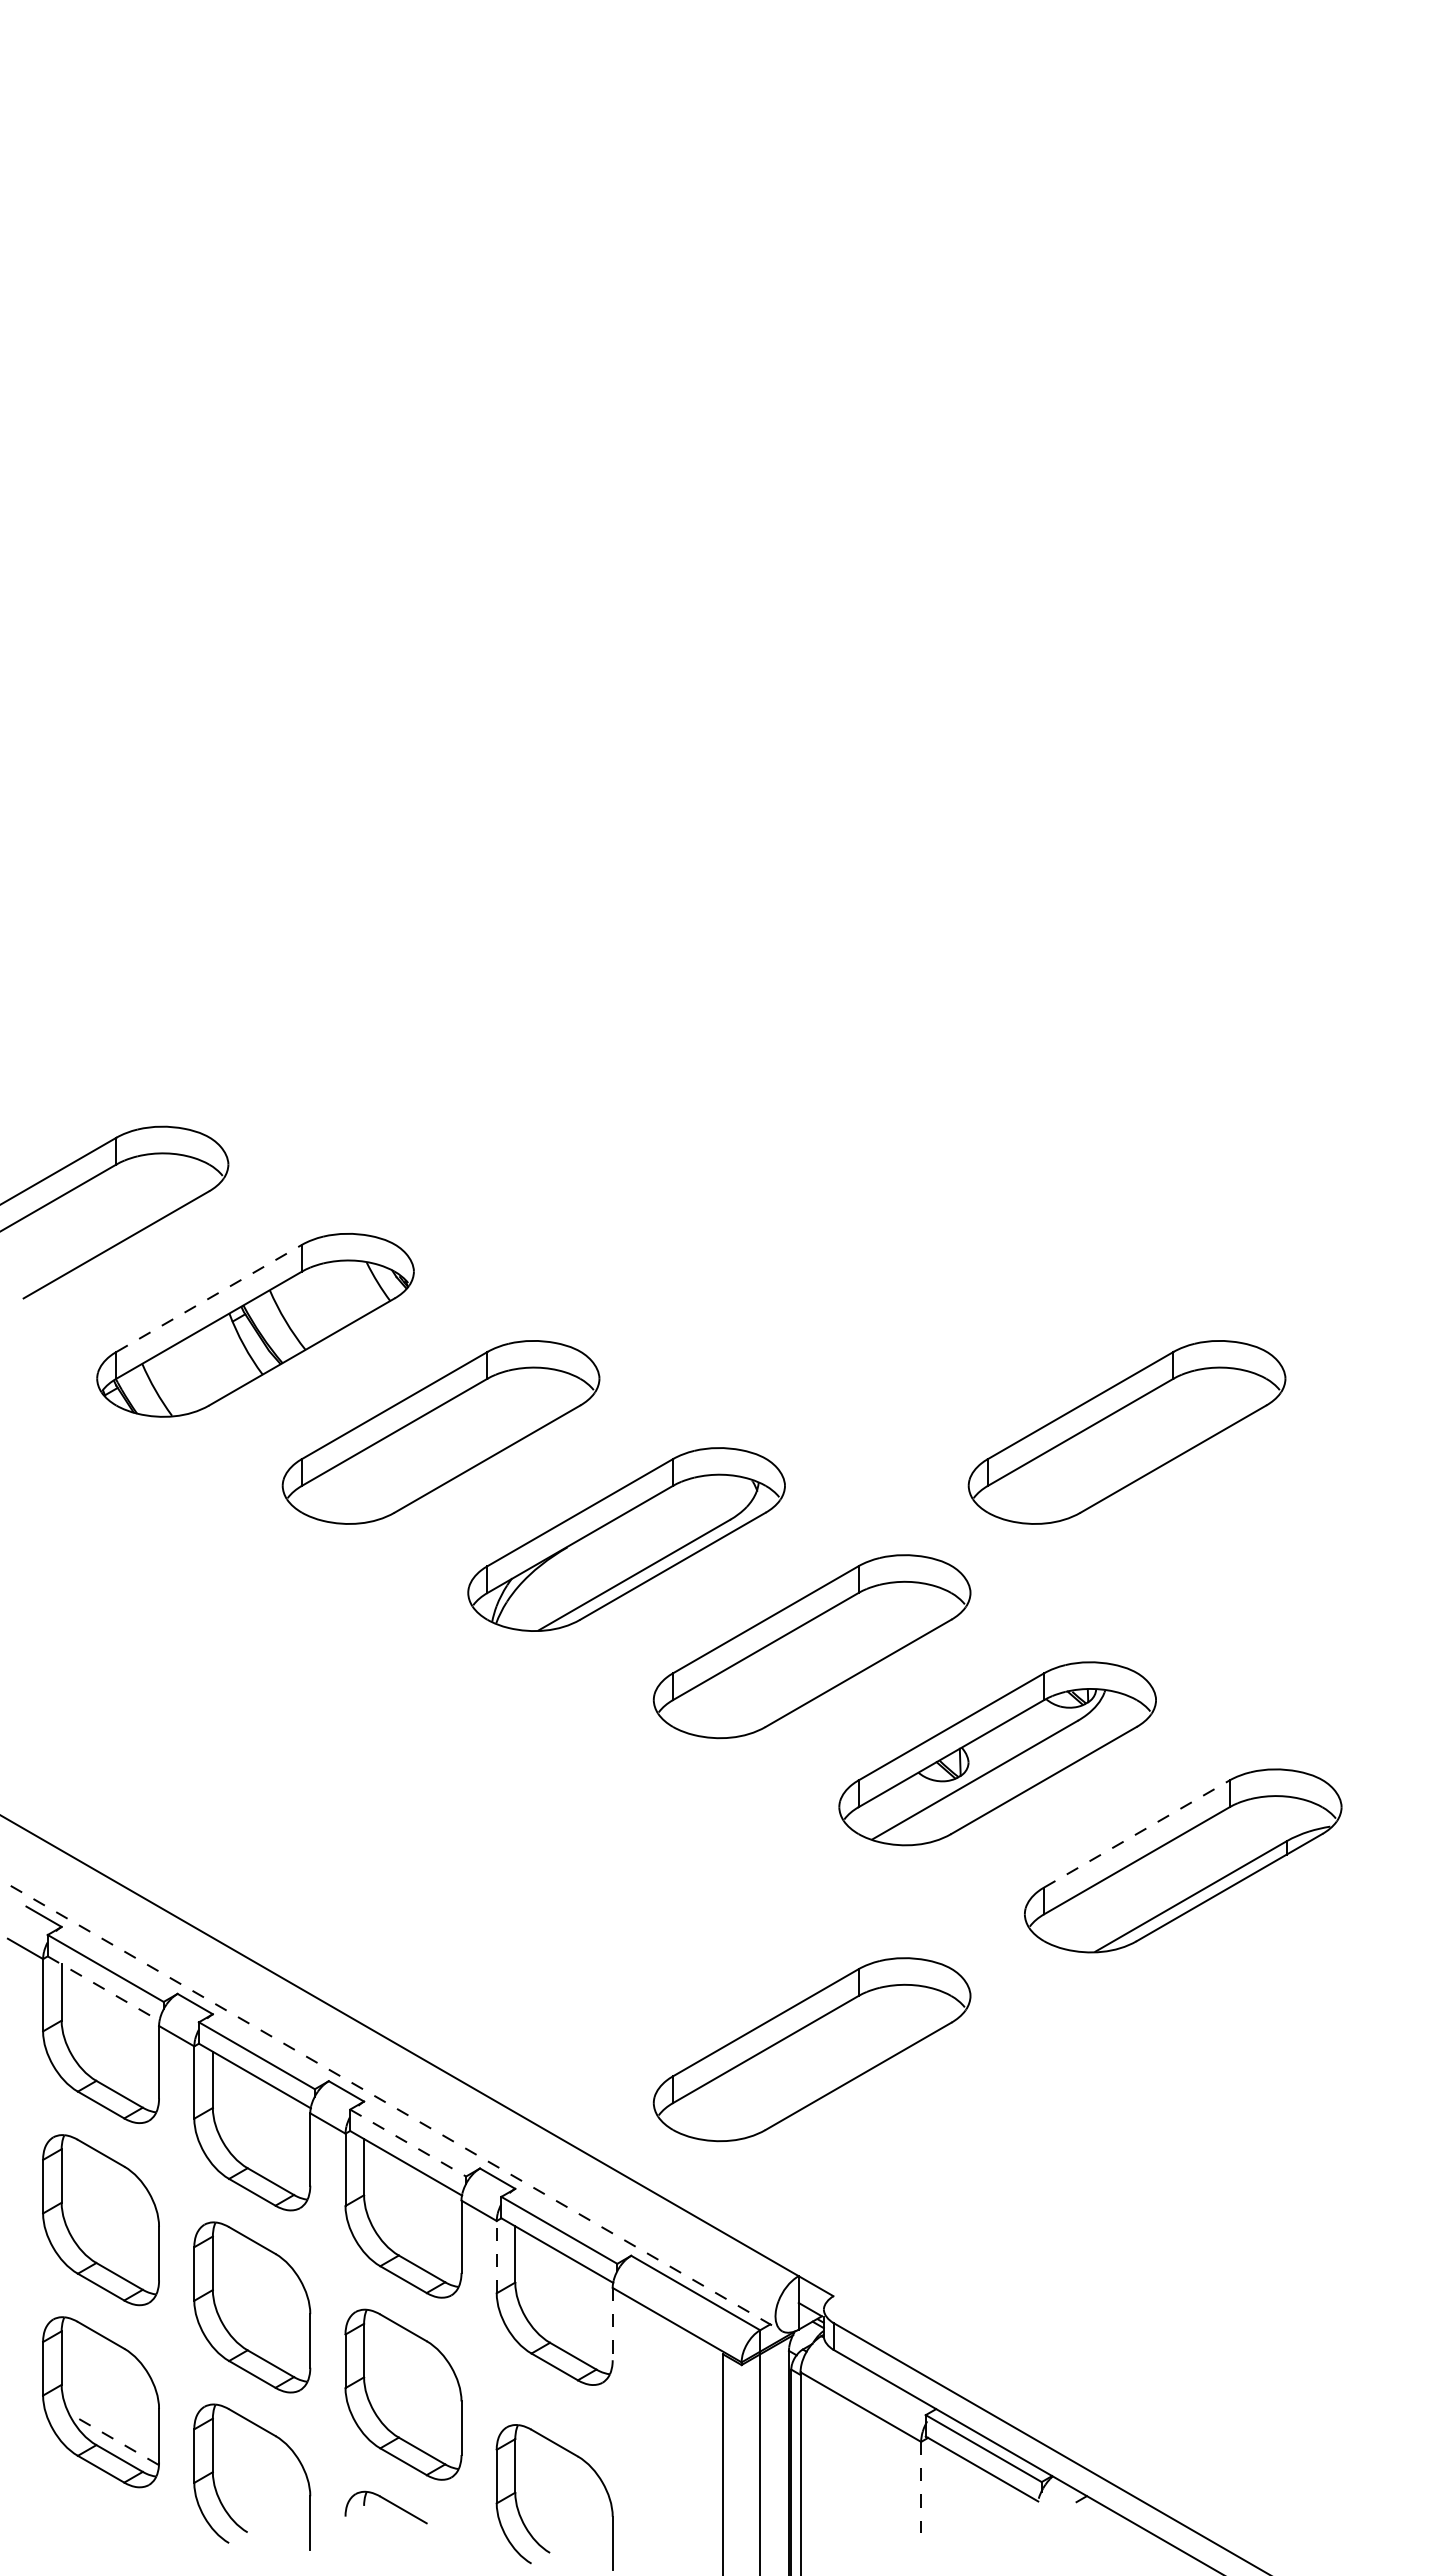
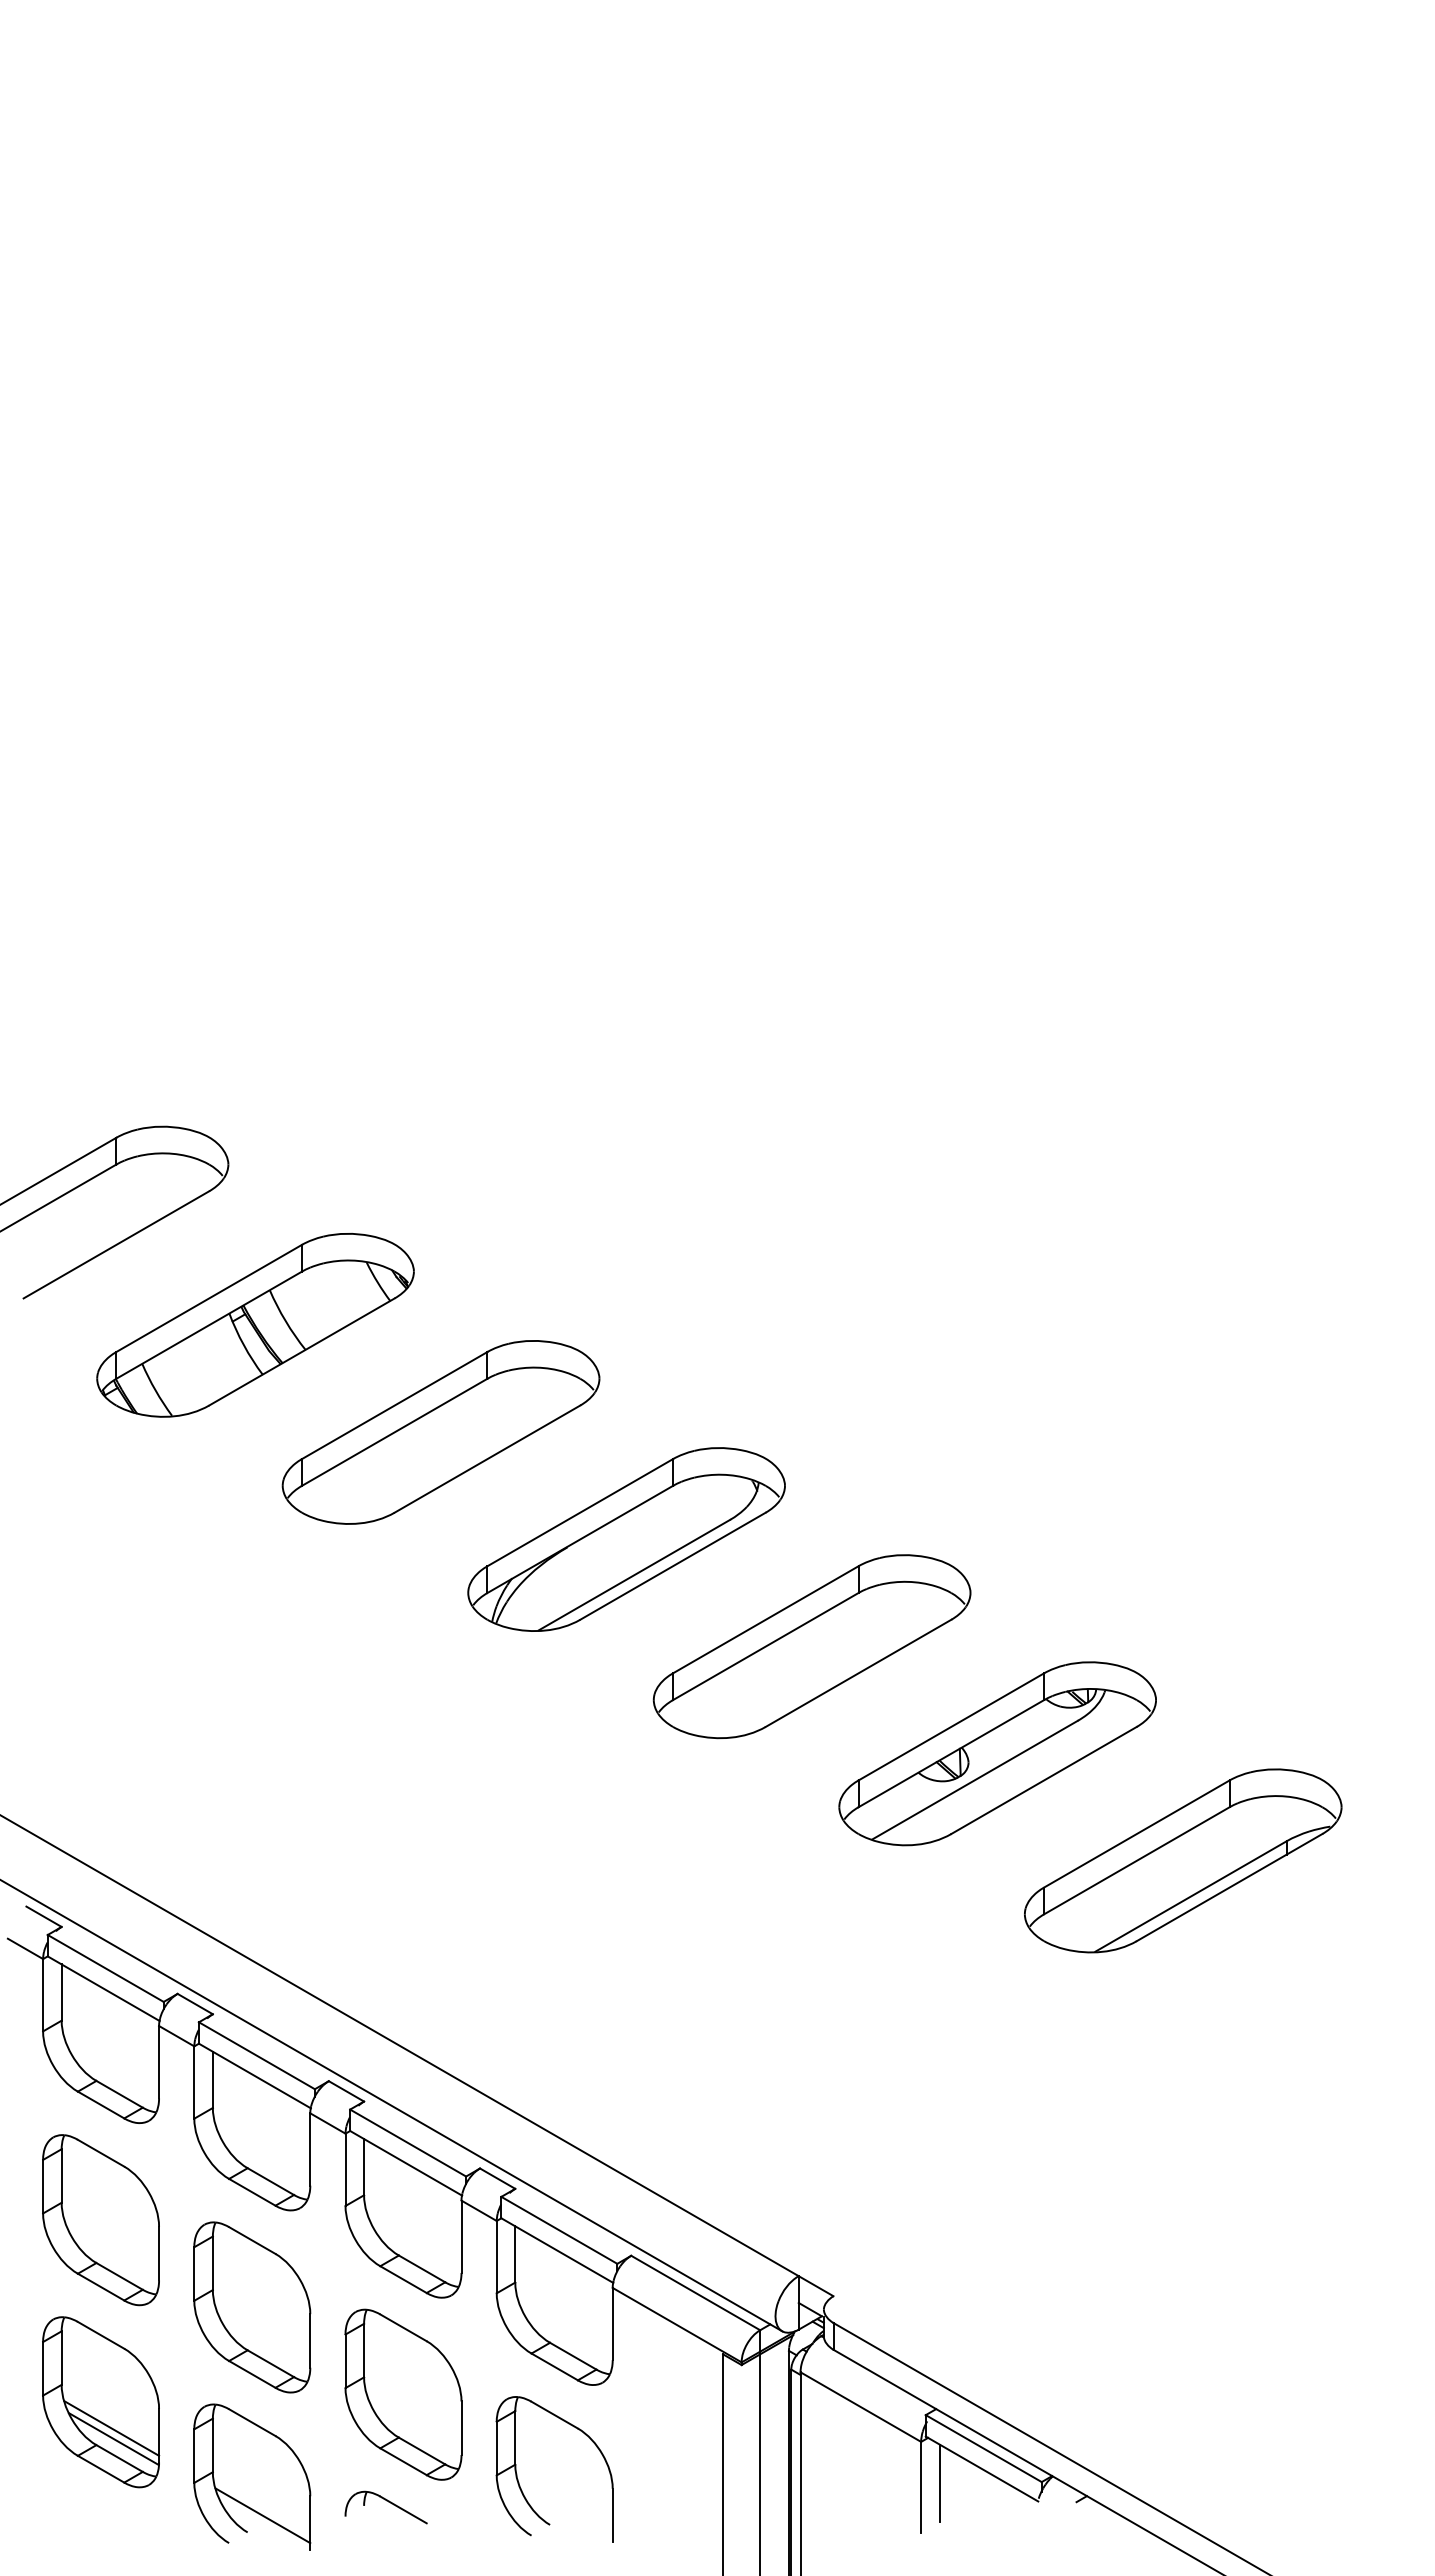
line: dashed -> solid (209, 1298)
part: present -> none (1126, 1432)
line: dashed -> solid (1137, 1833)
line: dashed -> solid (103, 1988)
part: present -> none (811, 2049)
line: dashed -> solid (391, 2105)
line: dashed -> solid (408, 2143)
line: dashed -> solid (496, 2256)
line: dashed -> solid (612, 2324)
line: none -> present (111, 2428)
line: dashed -> solid (113, 2439)
line: none -> present (939, 2483)
line: dashed -> solid (921, 2487)
part position: (517, 2501) -> (517, 2473) (517, 2473)
line: none -> present (262, 2515)
